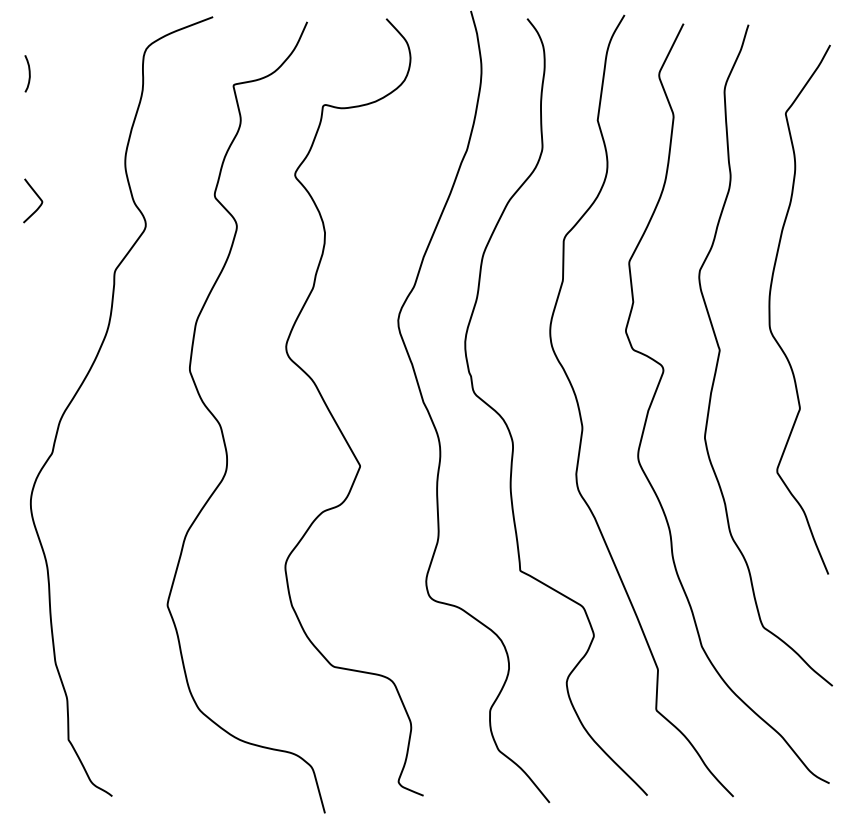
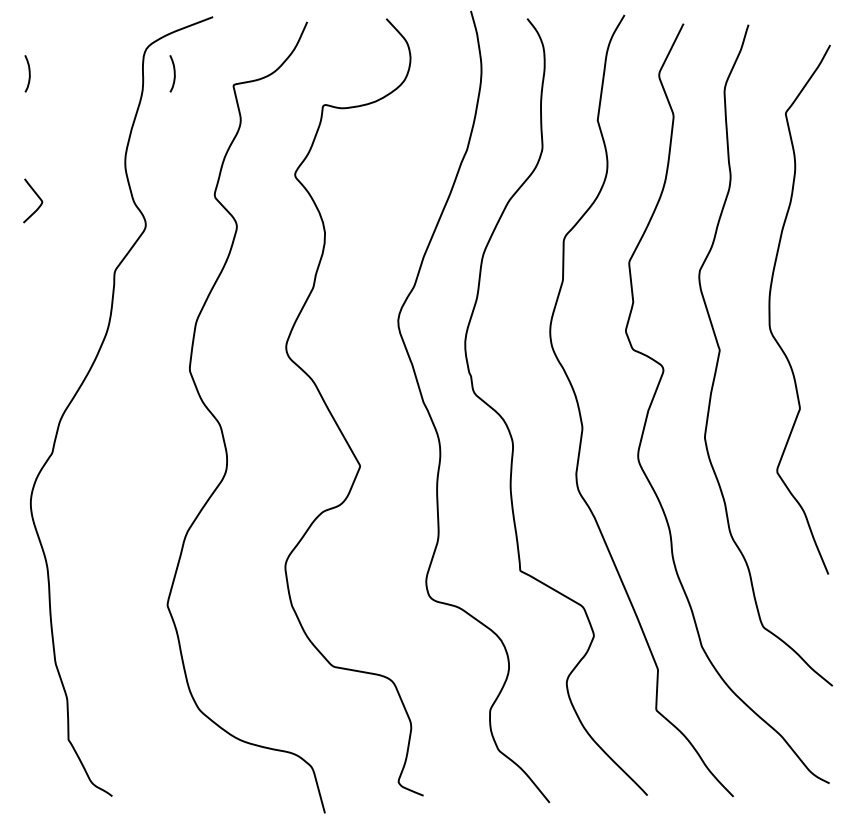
curve: none -> present (173, 73)
